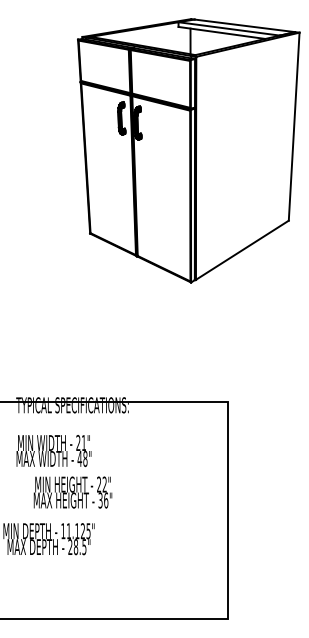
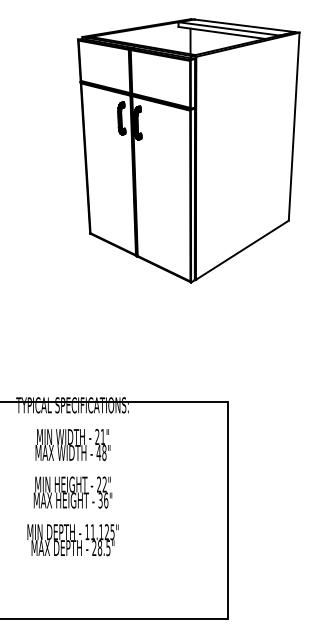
text position: (53, 450) -> (72, 444) (72, 444)
text position: (48, 539) -> (72, 540) (72, 540)
